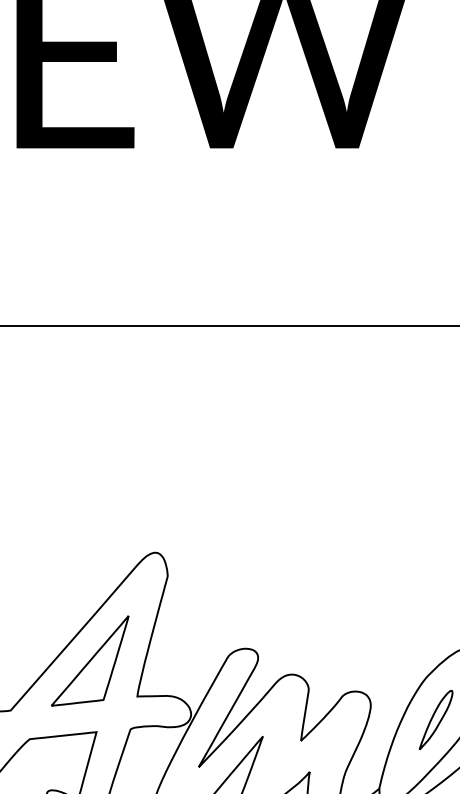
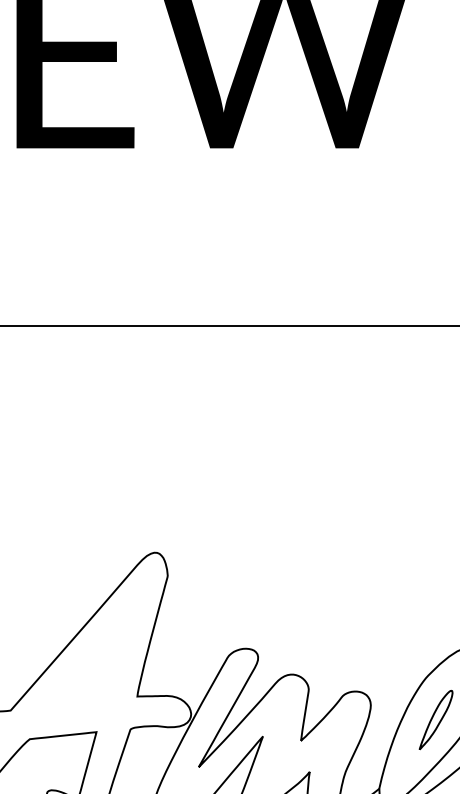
part: present -> none (90, 660)
